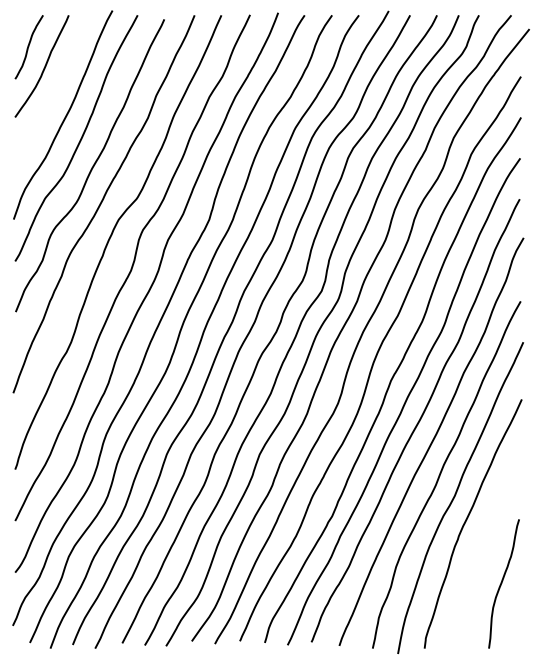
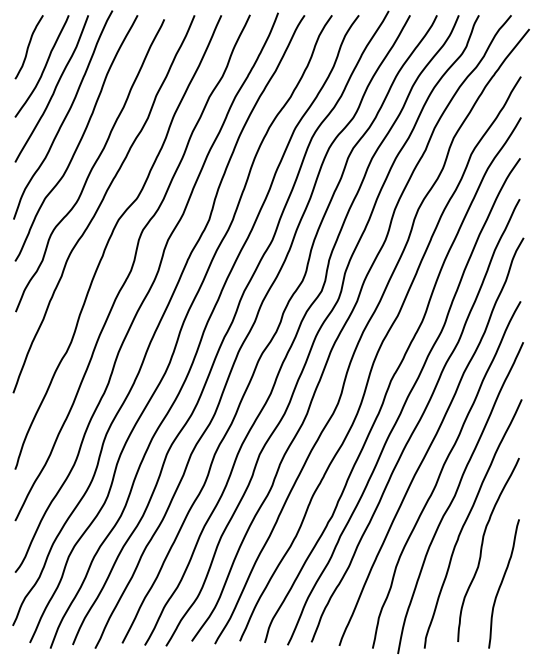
curve: none -> present (53, 90)
curve: none -> present (482, 549)
